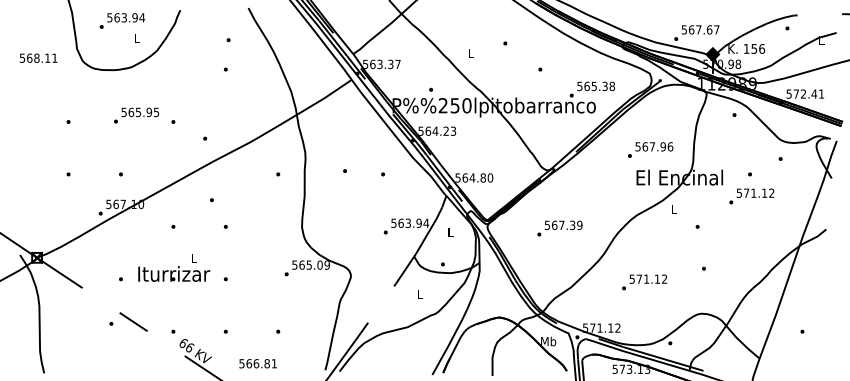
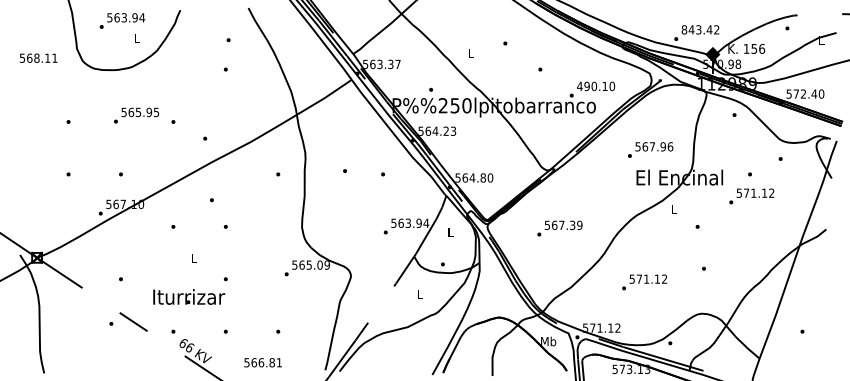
text: 567.67 -> 843.42 (700, 29)
text: 565.38 -> 490.10 (596, 86)
text: 572.41 -> 572.40 (821, 93)
text position: (174, 273) -> (189, 296) (189, 296)
text position: (257, 363) -> (262, 362) (262, 362)
